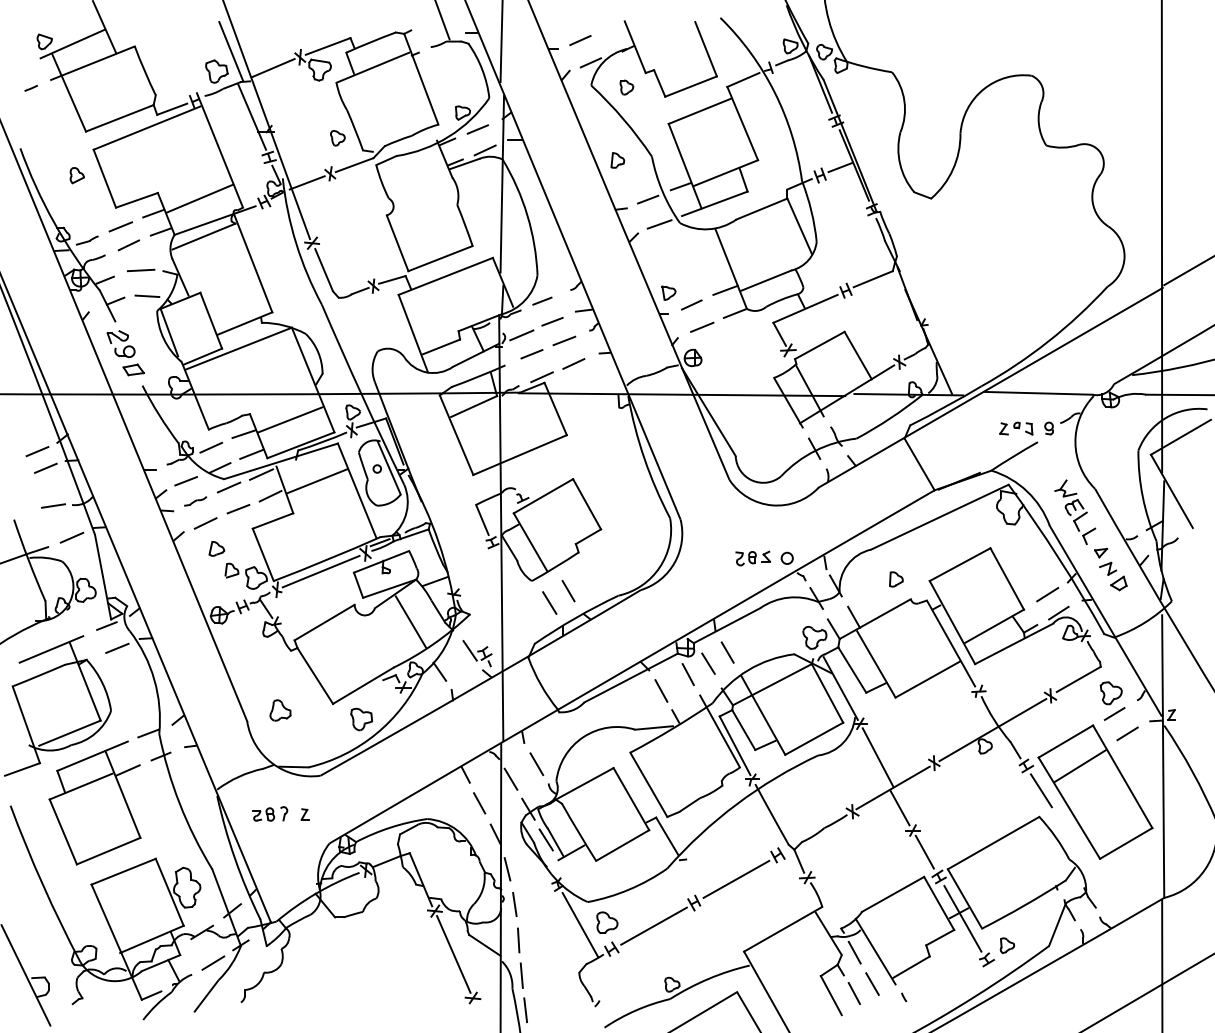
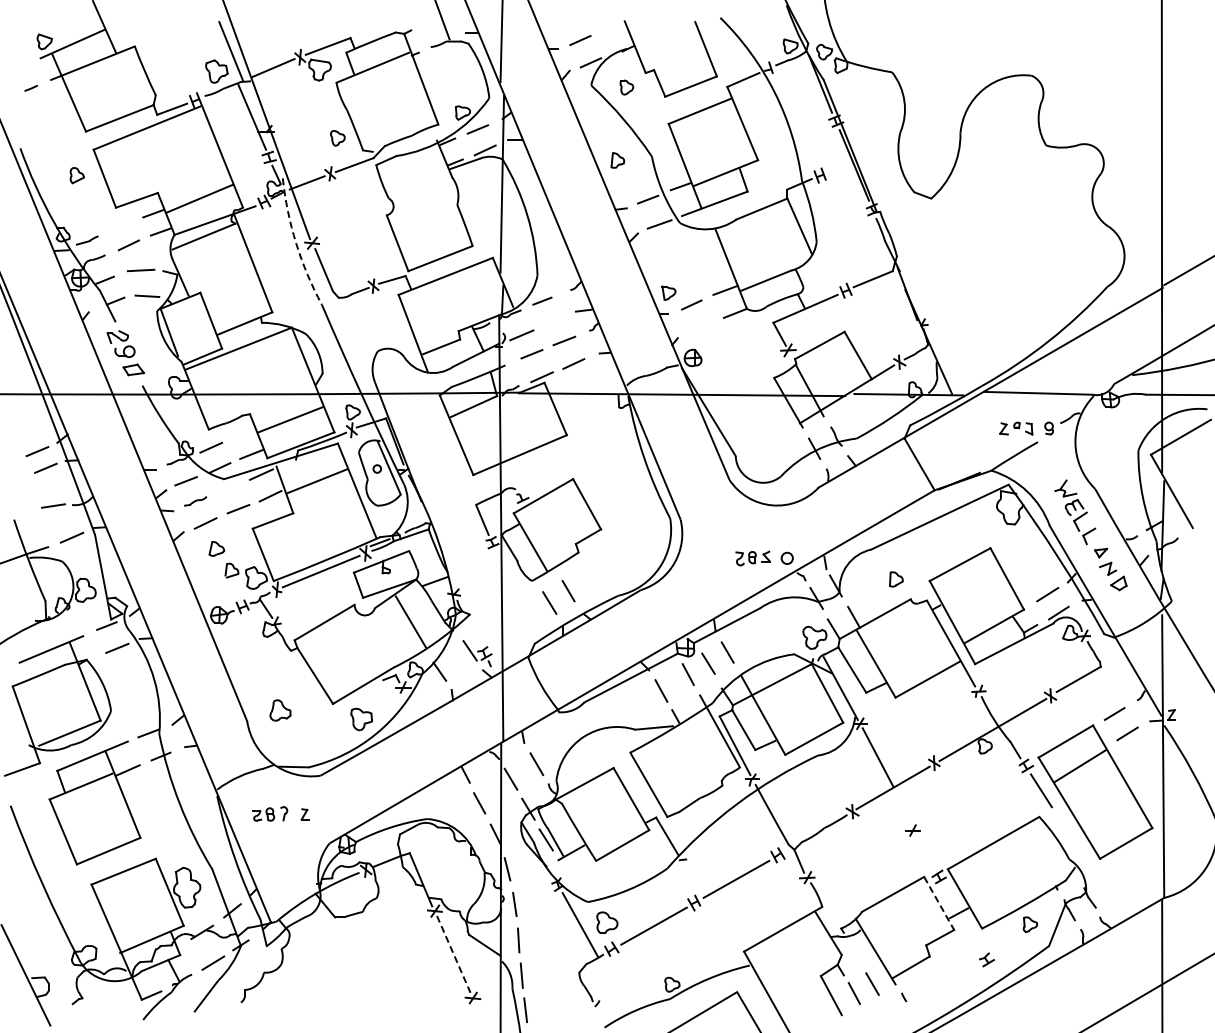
line: present -> none (840, 167)
line: present -> none (120, 226)
arc: solid -> dashed (296, 243)
line: present -> none (552, 321)
line: present -> none (702, 326)
line: present -> none (243, 433)
line: present -> none (228, 487)
part: present -> none (1110, 693)
line: present -> none (899, 808)
line: present -> none (924, 851)
line: solid -> dashed (939, 903)
line: present -> none (962, 918)
part position: (1006, 945) -> (1029, 924) (1029, 924)
line: present -> none (854, 952)
line: solid -> dashed (453, 954)
